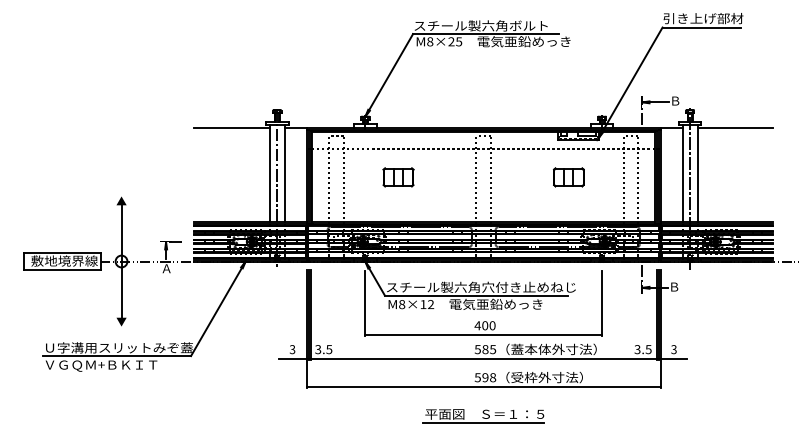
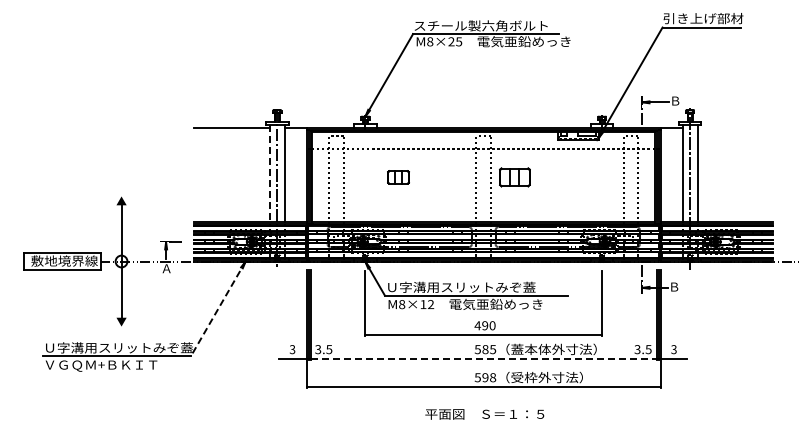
line: present -> none (735, 128)
line: solid -> dashed (269, 173)
part size: 33x21 px -> 23x15 px (398, 177)
part position: (568, 177) -> (514, 177) (514, 177)
text: スチール製六角穴付き止めねじ -> Ｕ字溝用スリットみぞ蓋 (481, 286)
line: solid -> dashed (218, 308)
text: 400 -> 490 (485, 325)
line: solid -> dashed (484, 358)
line: present -> none (483, 423)
